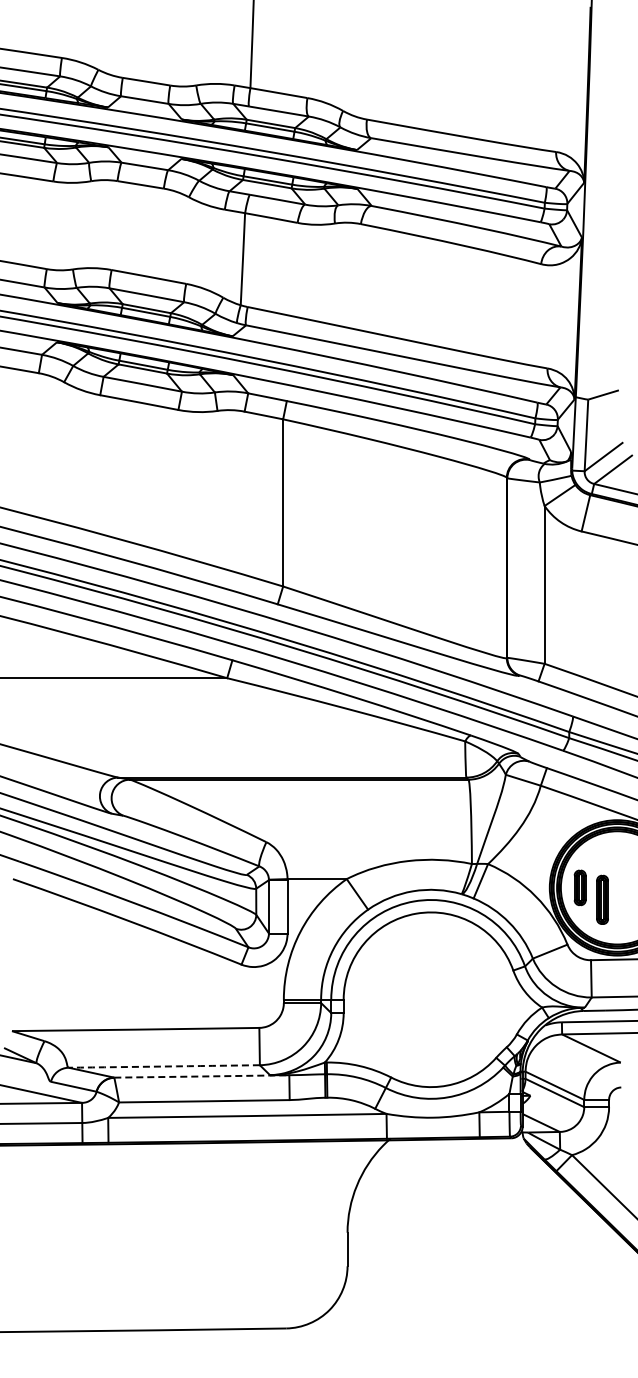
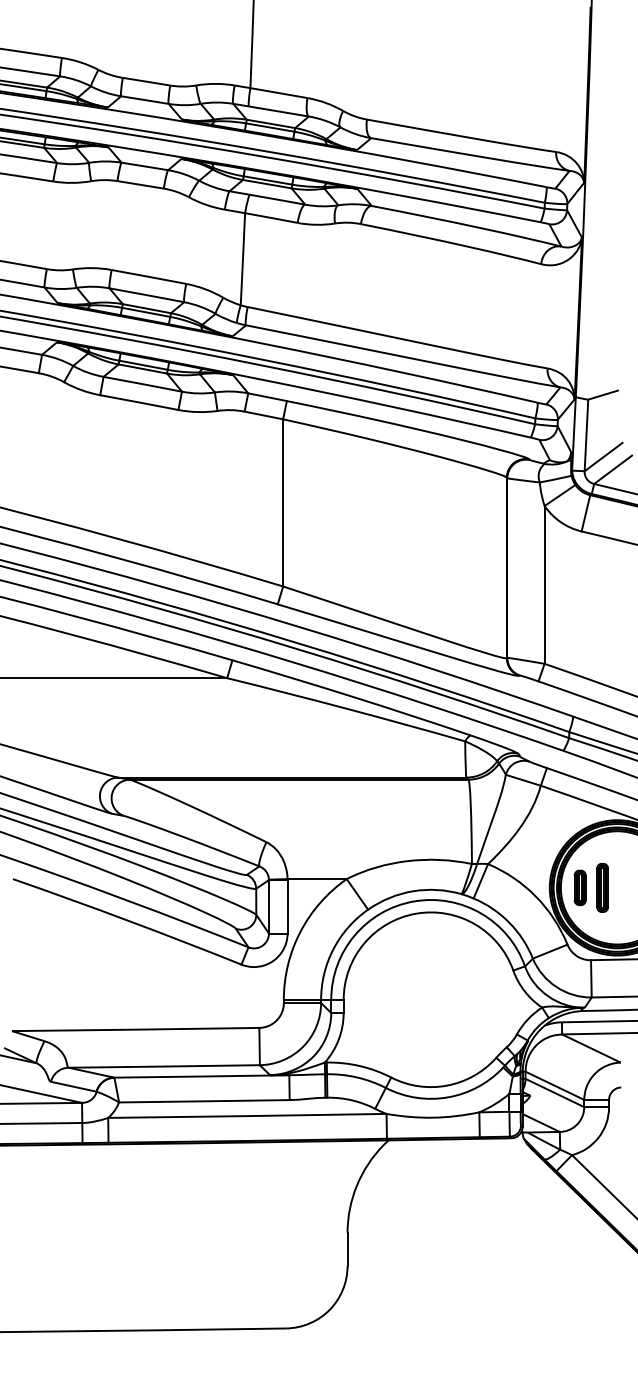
part position: (602, 899) -> (602, 887) (602, 887)
arc: dashed -> solid (164, 1066)
arc: dashed -> solid (201, 1076)
